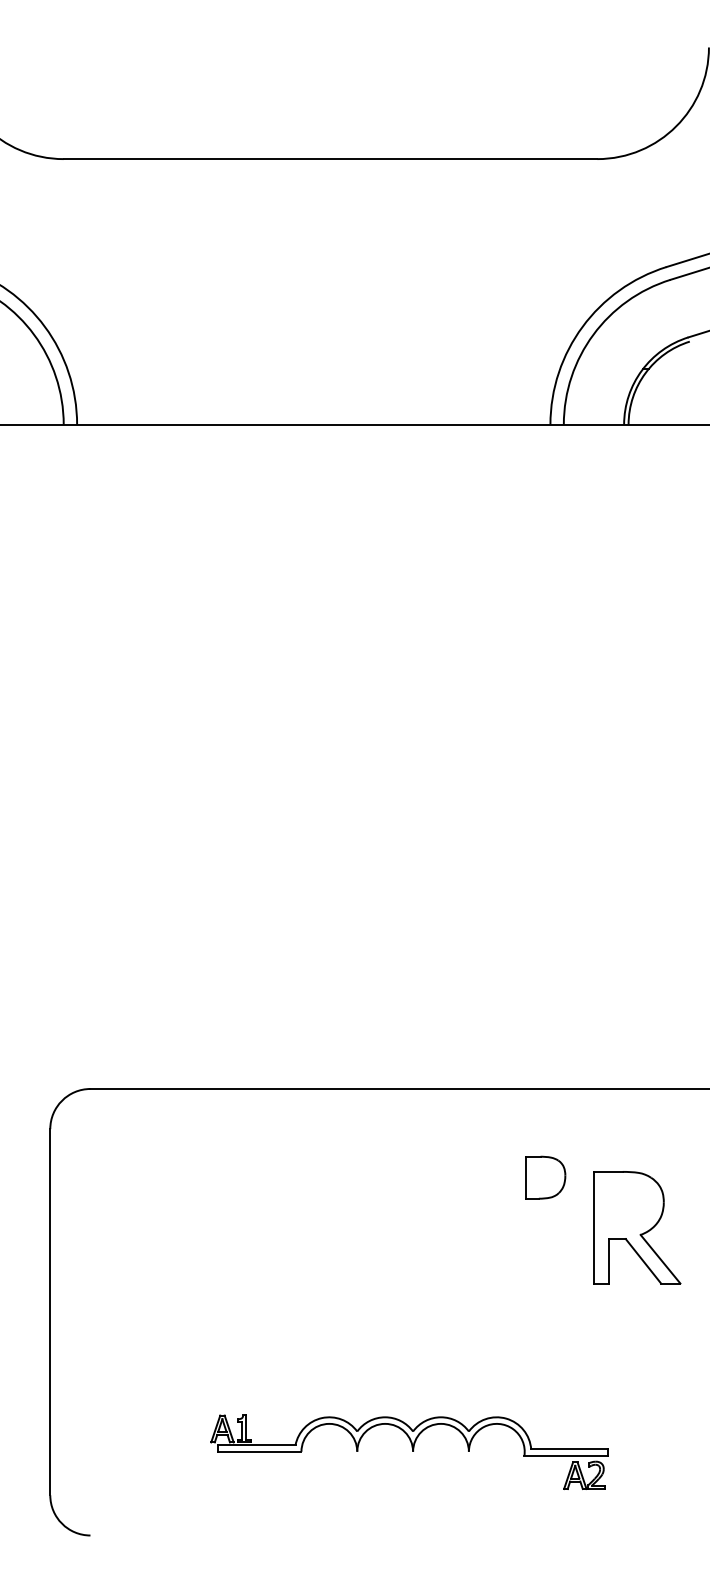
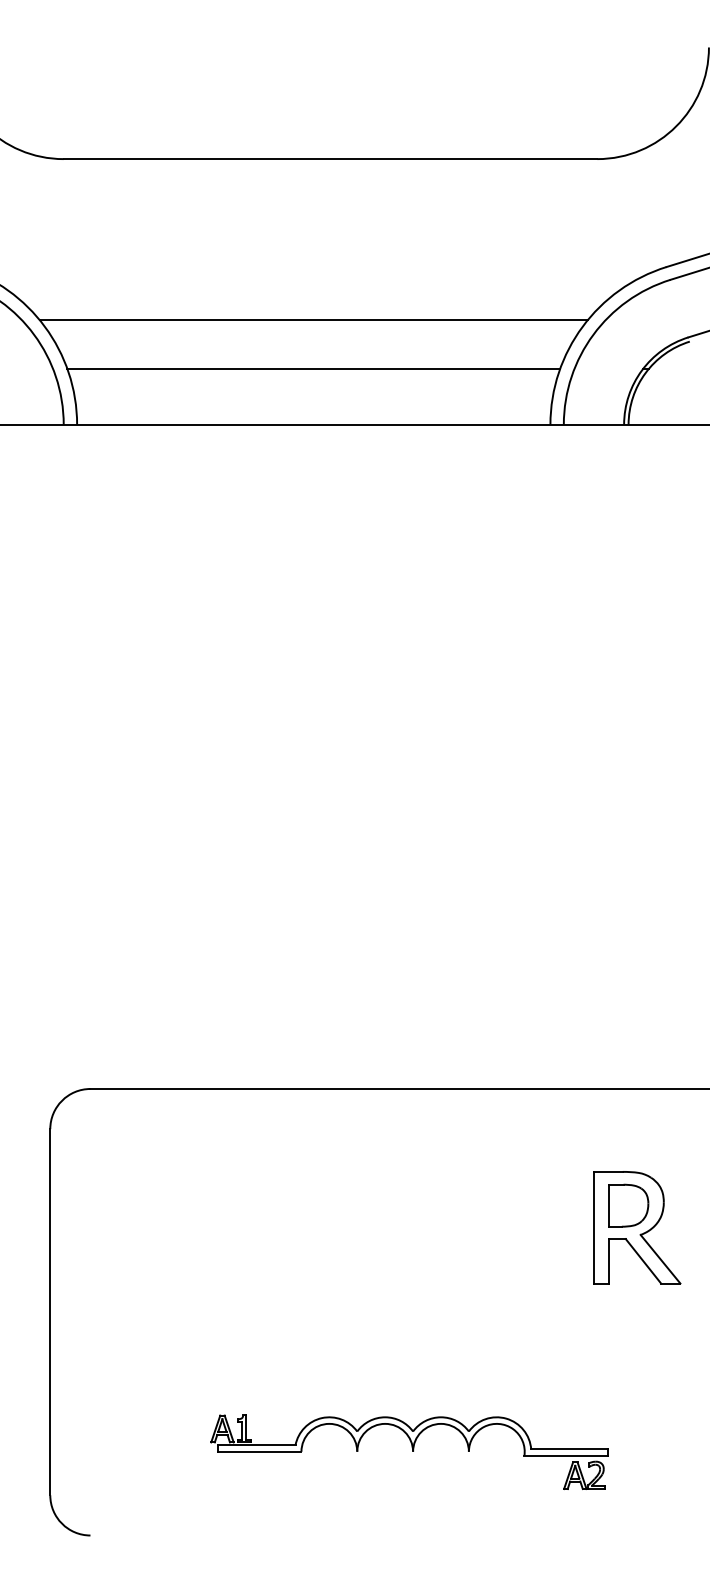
line: none -> present (313, 319)
line: none -> present (313, 368)
part position: (545, 1177) -> (628, 1205) (628, 1205)
